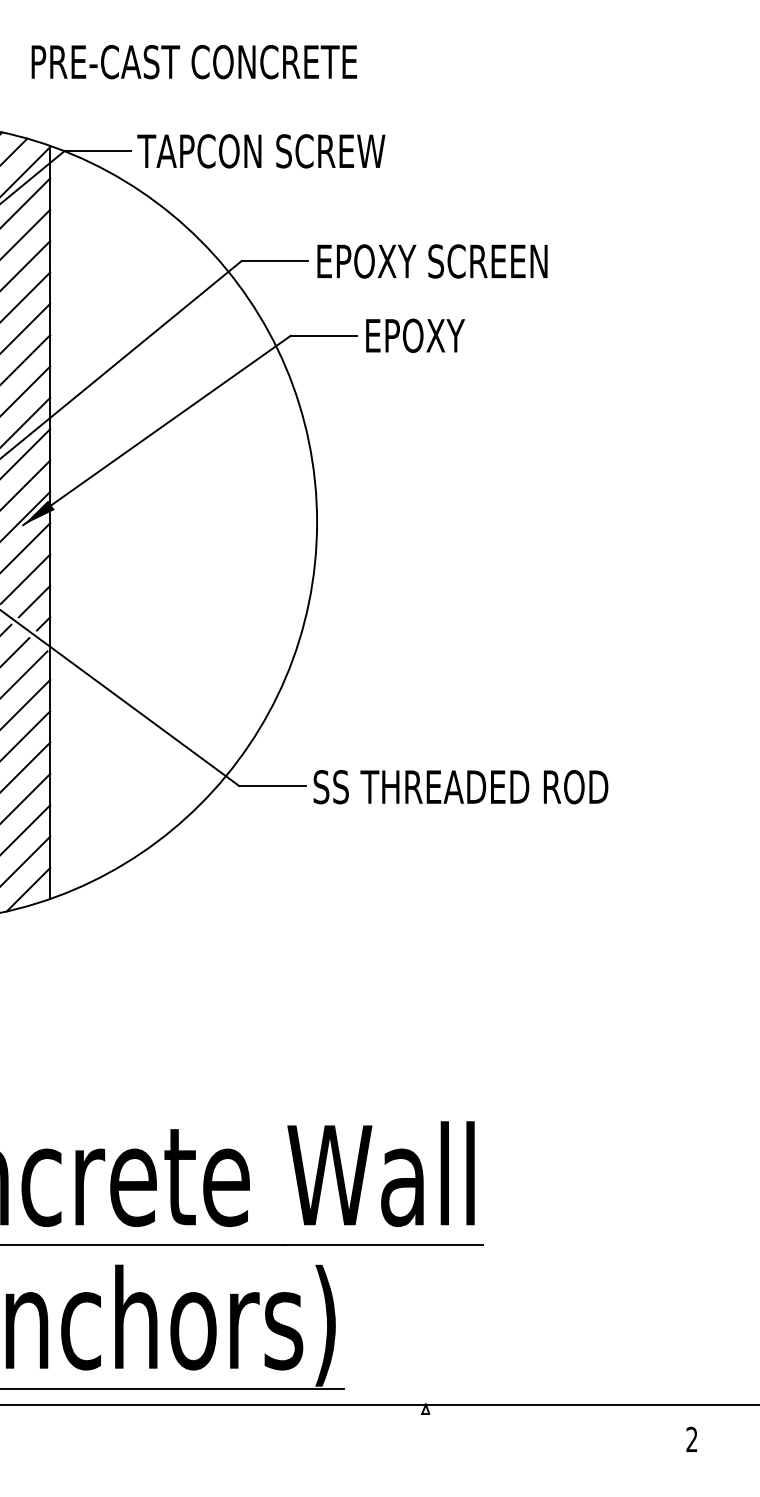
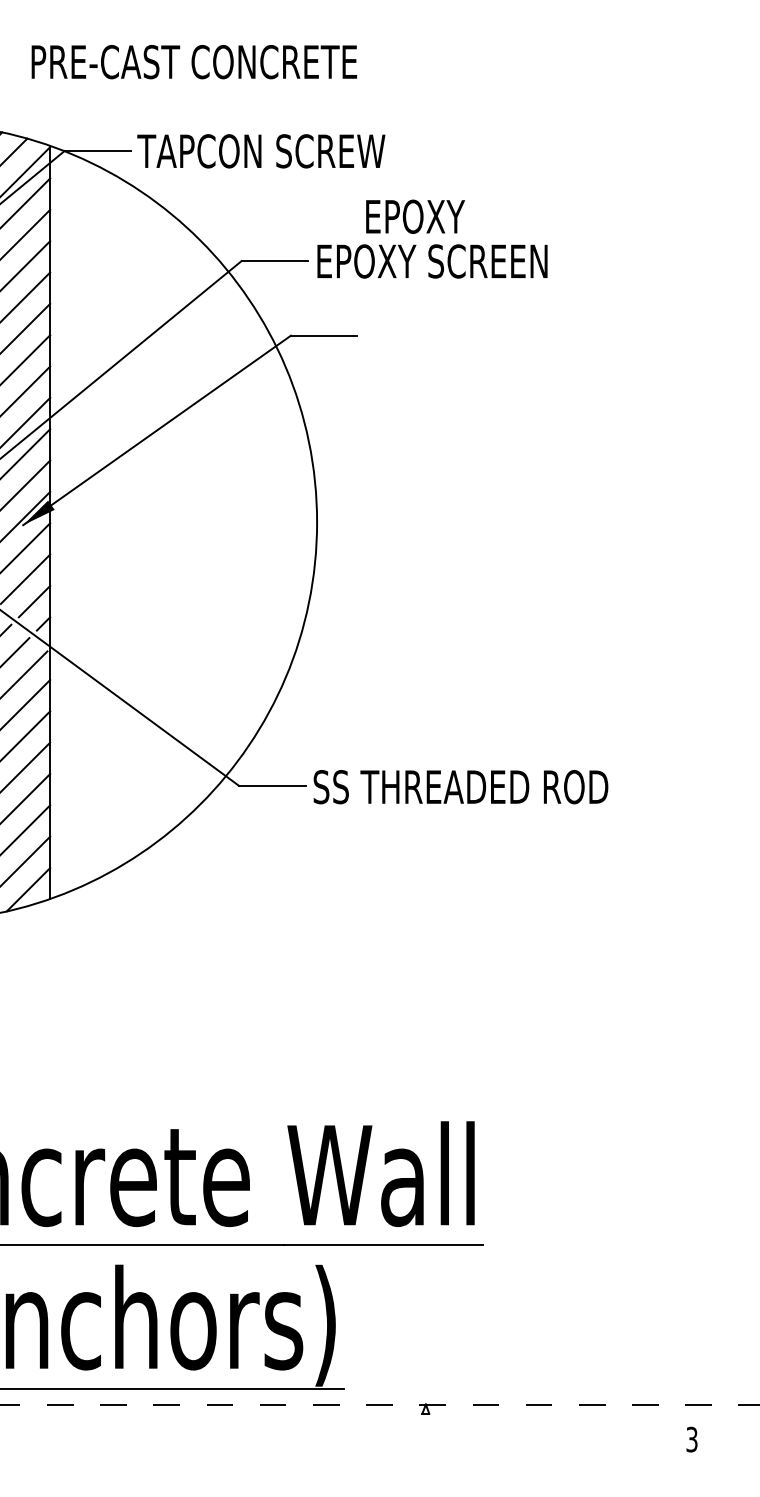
text position: (415, 335) -> (415, 216) (415, 216)
line: solid -> dashed (380, 1404)
text: 2 -> 3 (691, 1439)
